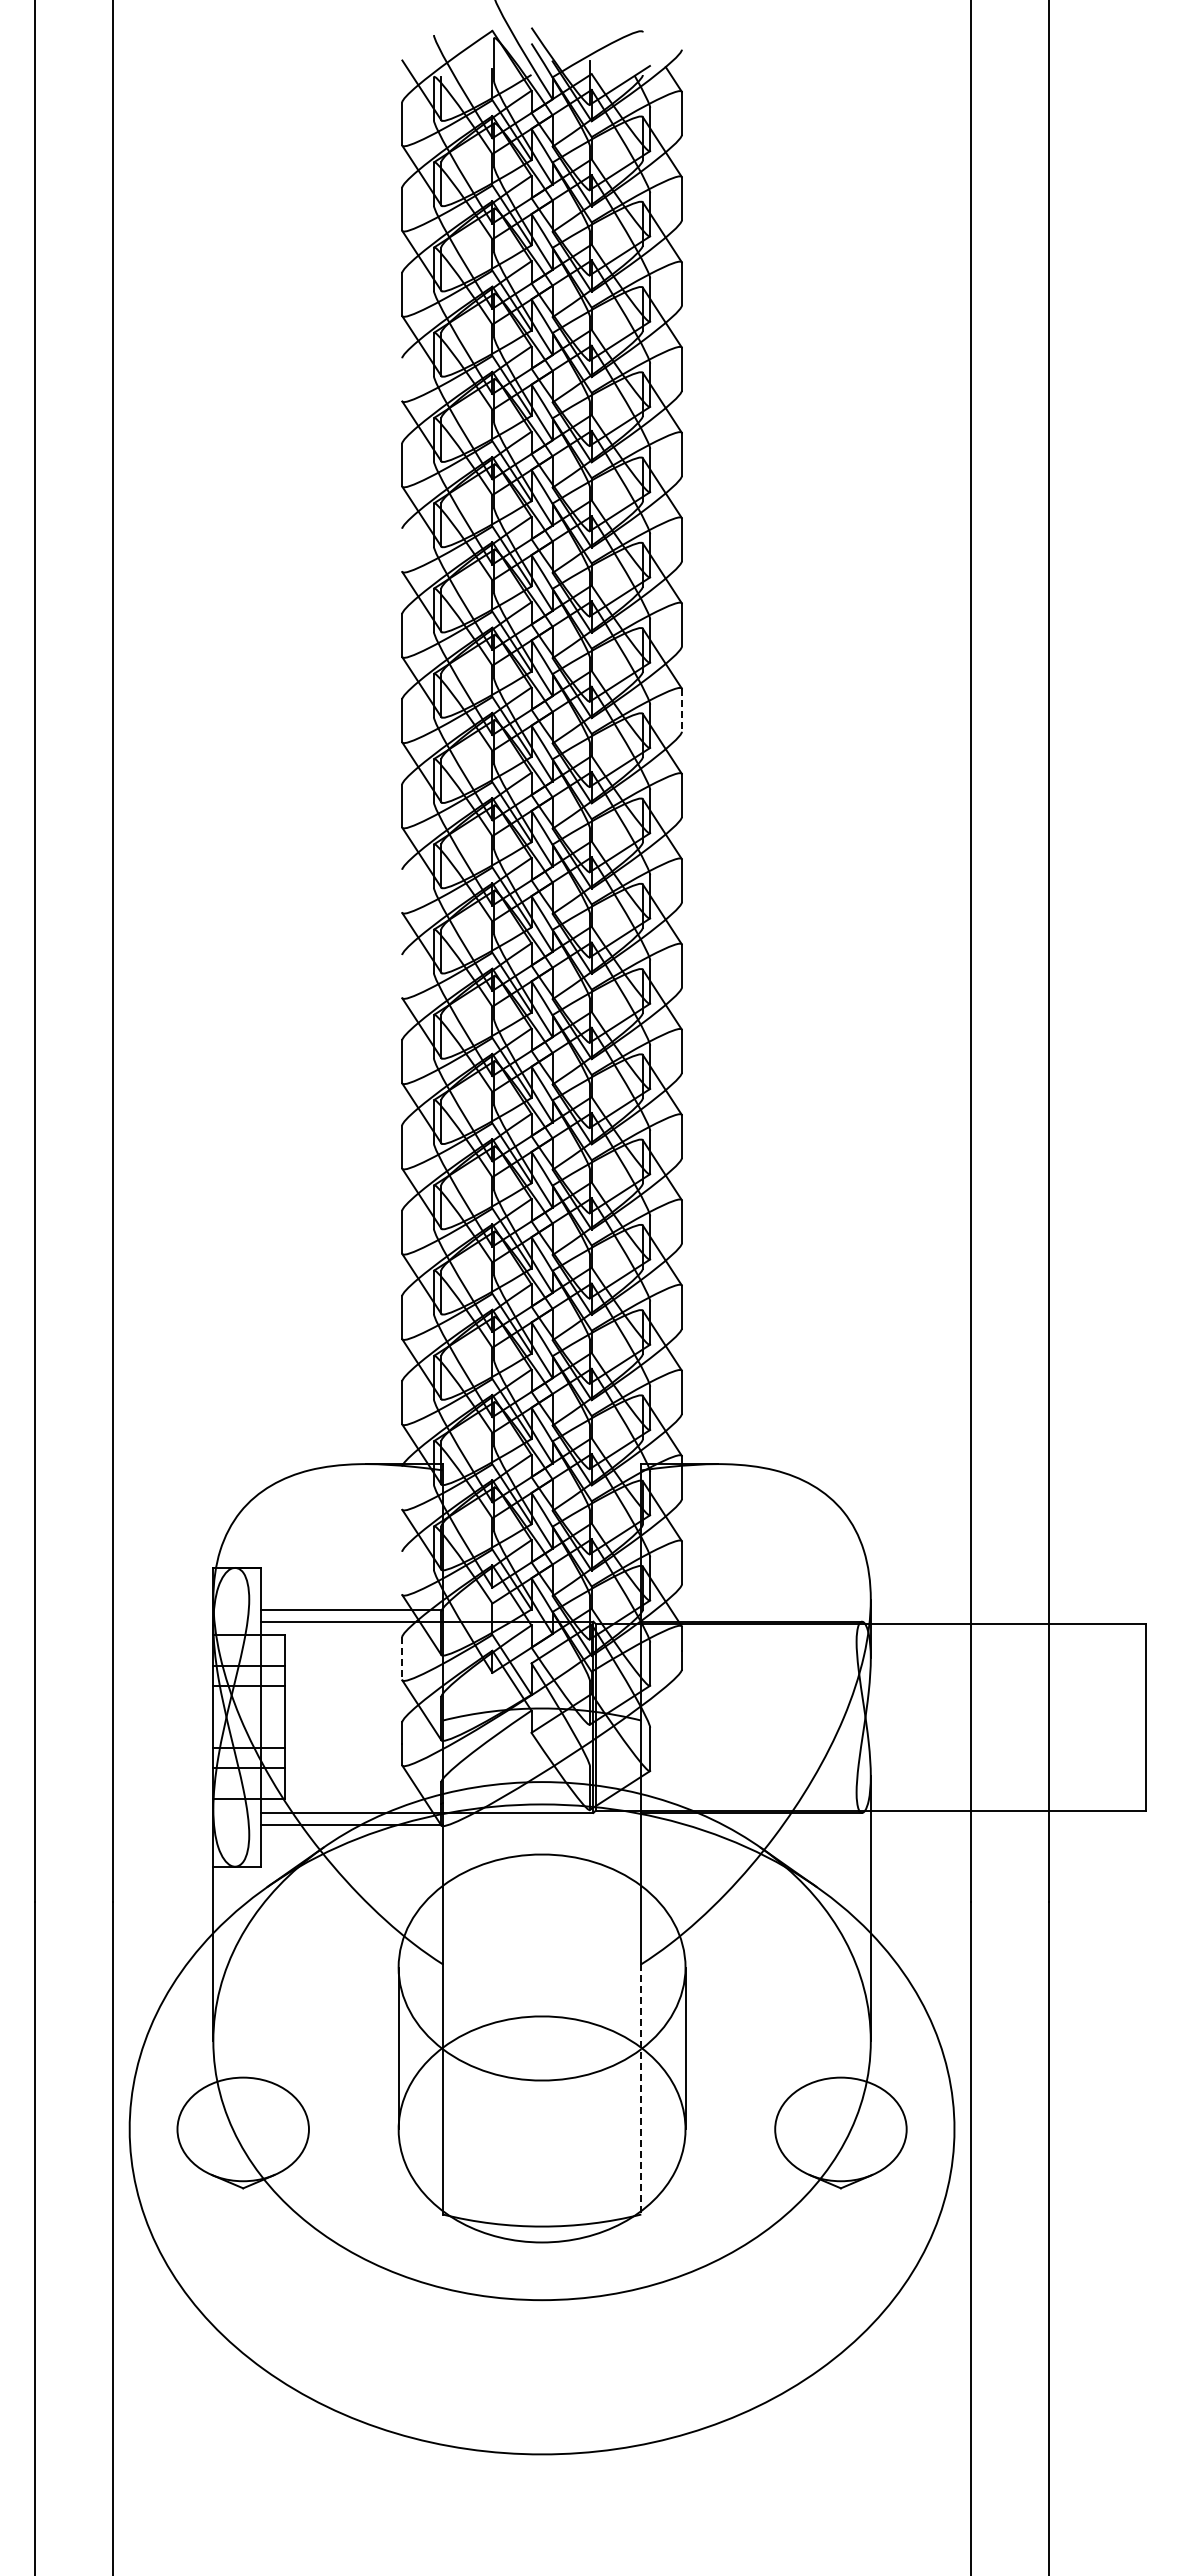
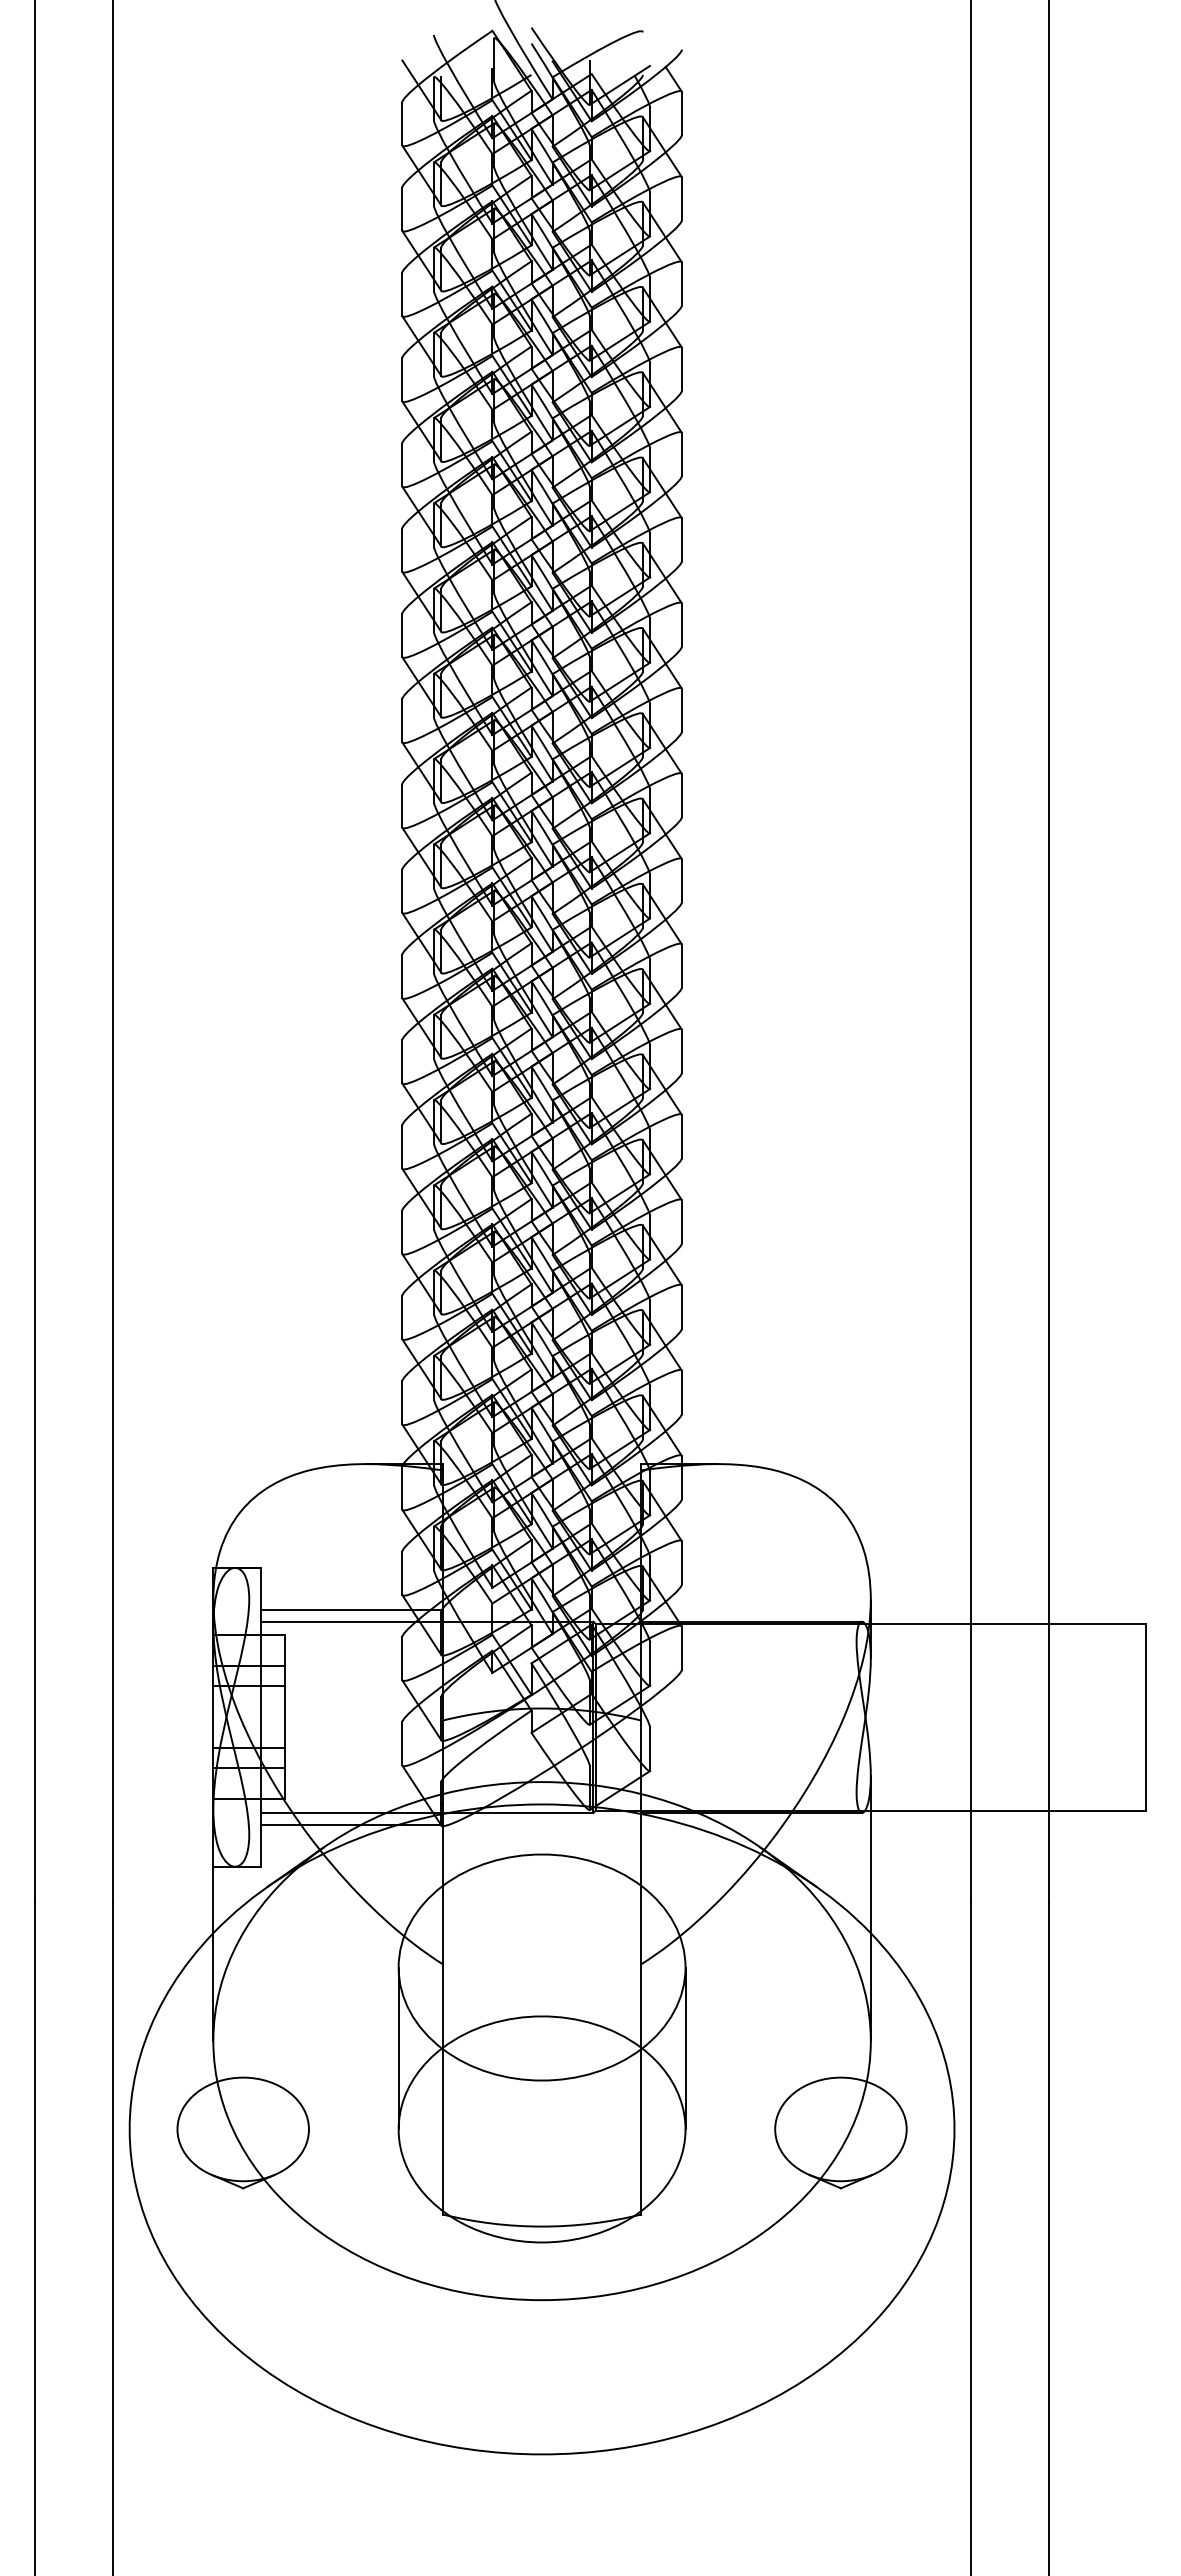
line: none -> present (402, 379)
line: none -> present (402, 549)
line: dashed -> solid (681, 710)
line: none -> present (402, 890)
line: none -> present (402, 976)
line: none -> present (402, 1487)
line: none -> present (402, 1572)
line: dashed -> solid (402, 1658)
line: dashed -> solid (641, 2089)
